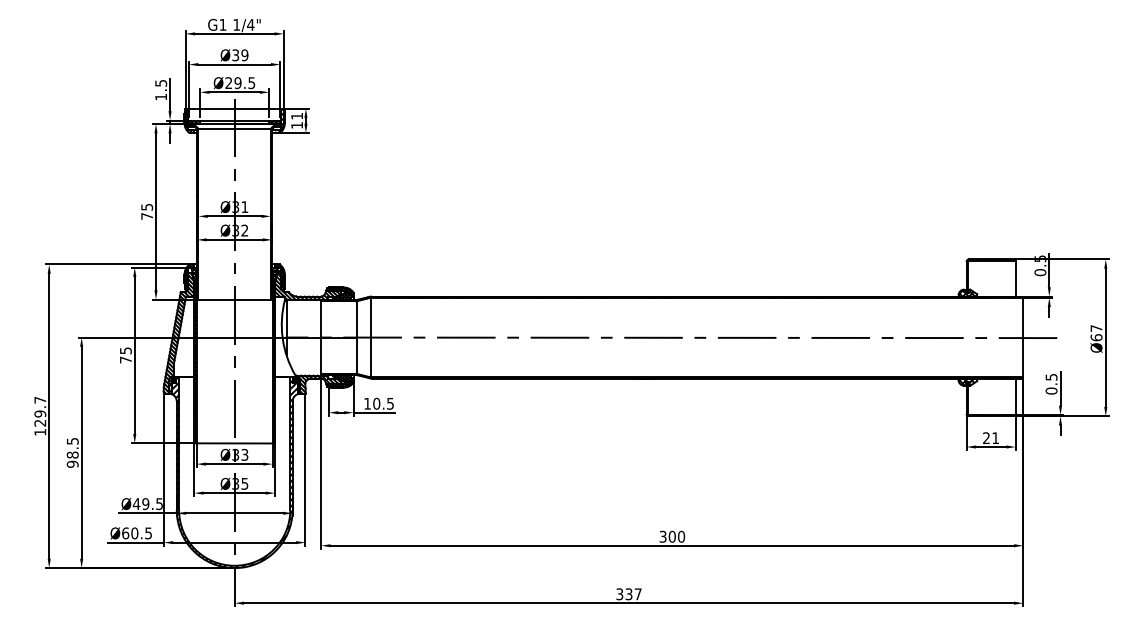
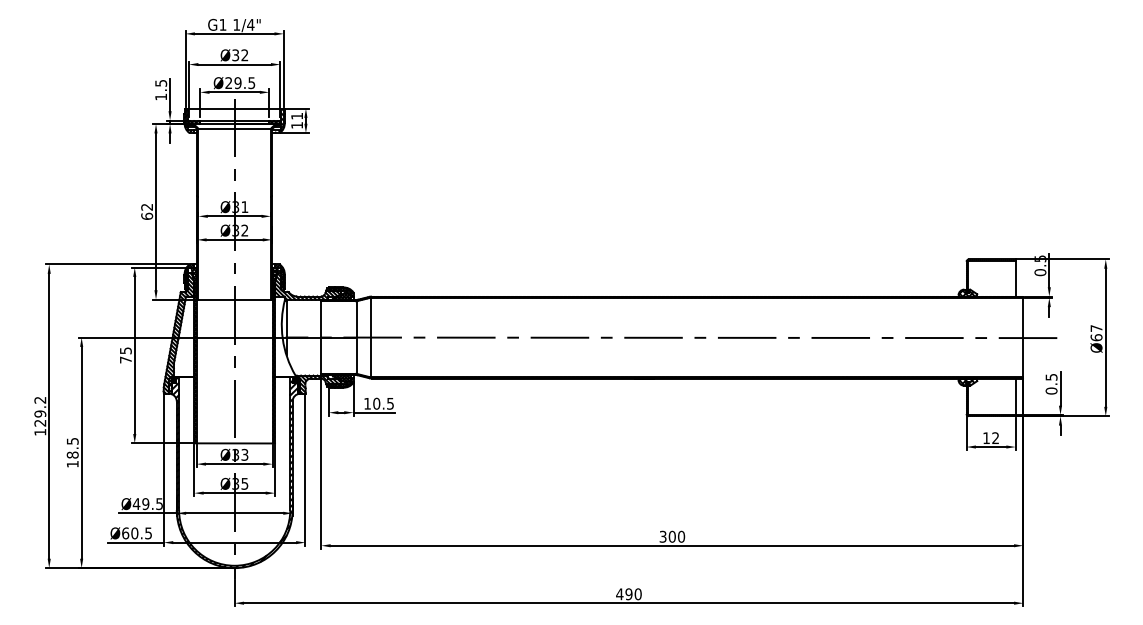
text: Ø39 -> Ø32 (244, 55)
text: 75 -> 62 (147, 211)
text: 129.7 -> 129.2 (40, 400)
text: 21 -> 12 (990, 437)
text: 98.5 -> 18.5 (72, 463)
text: 337 -> 490 (628, 594)
